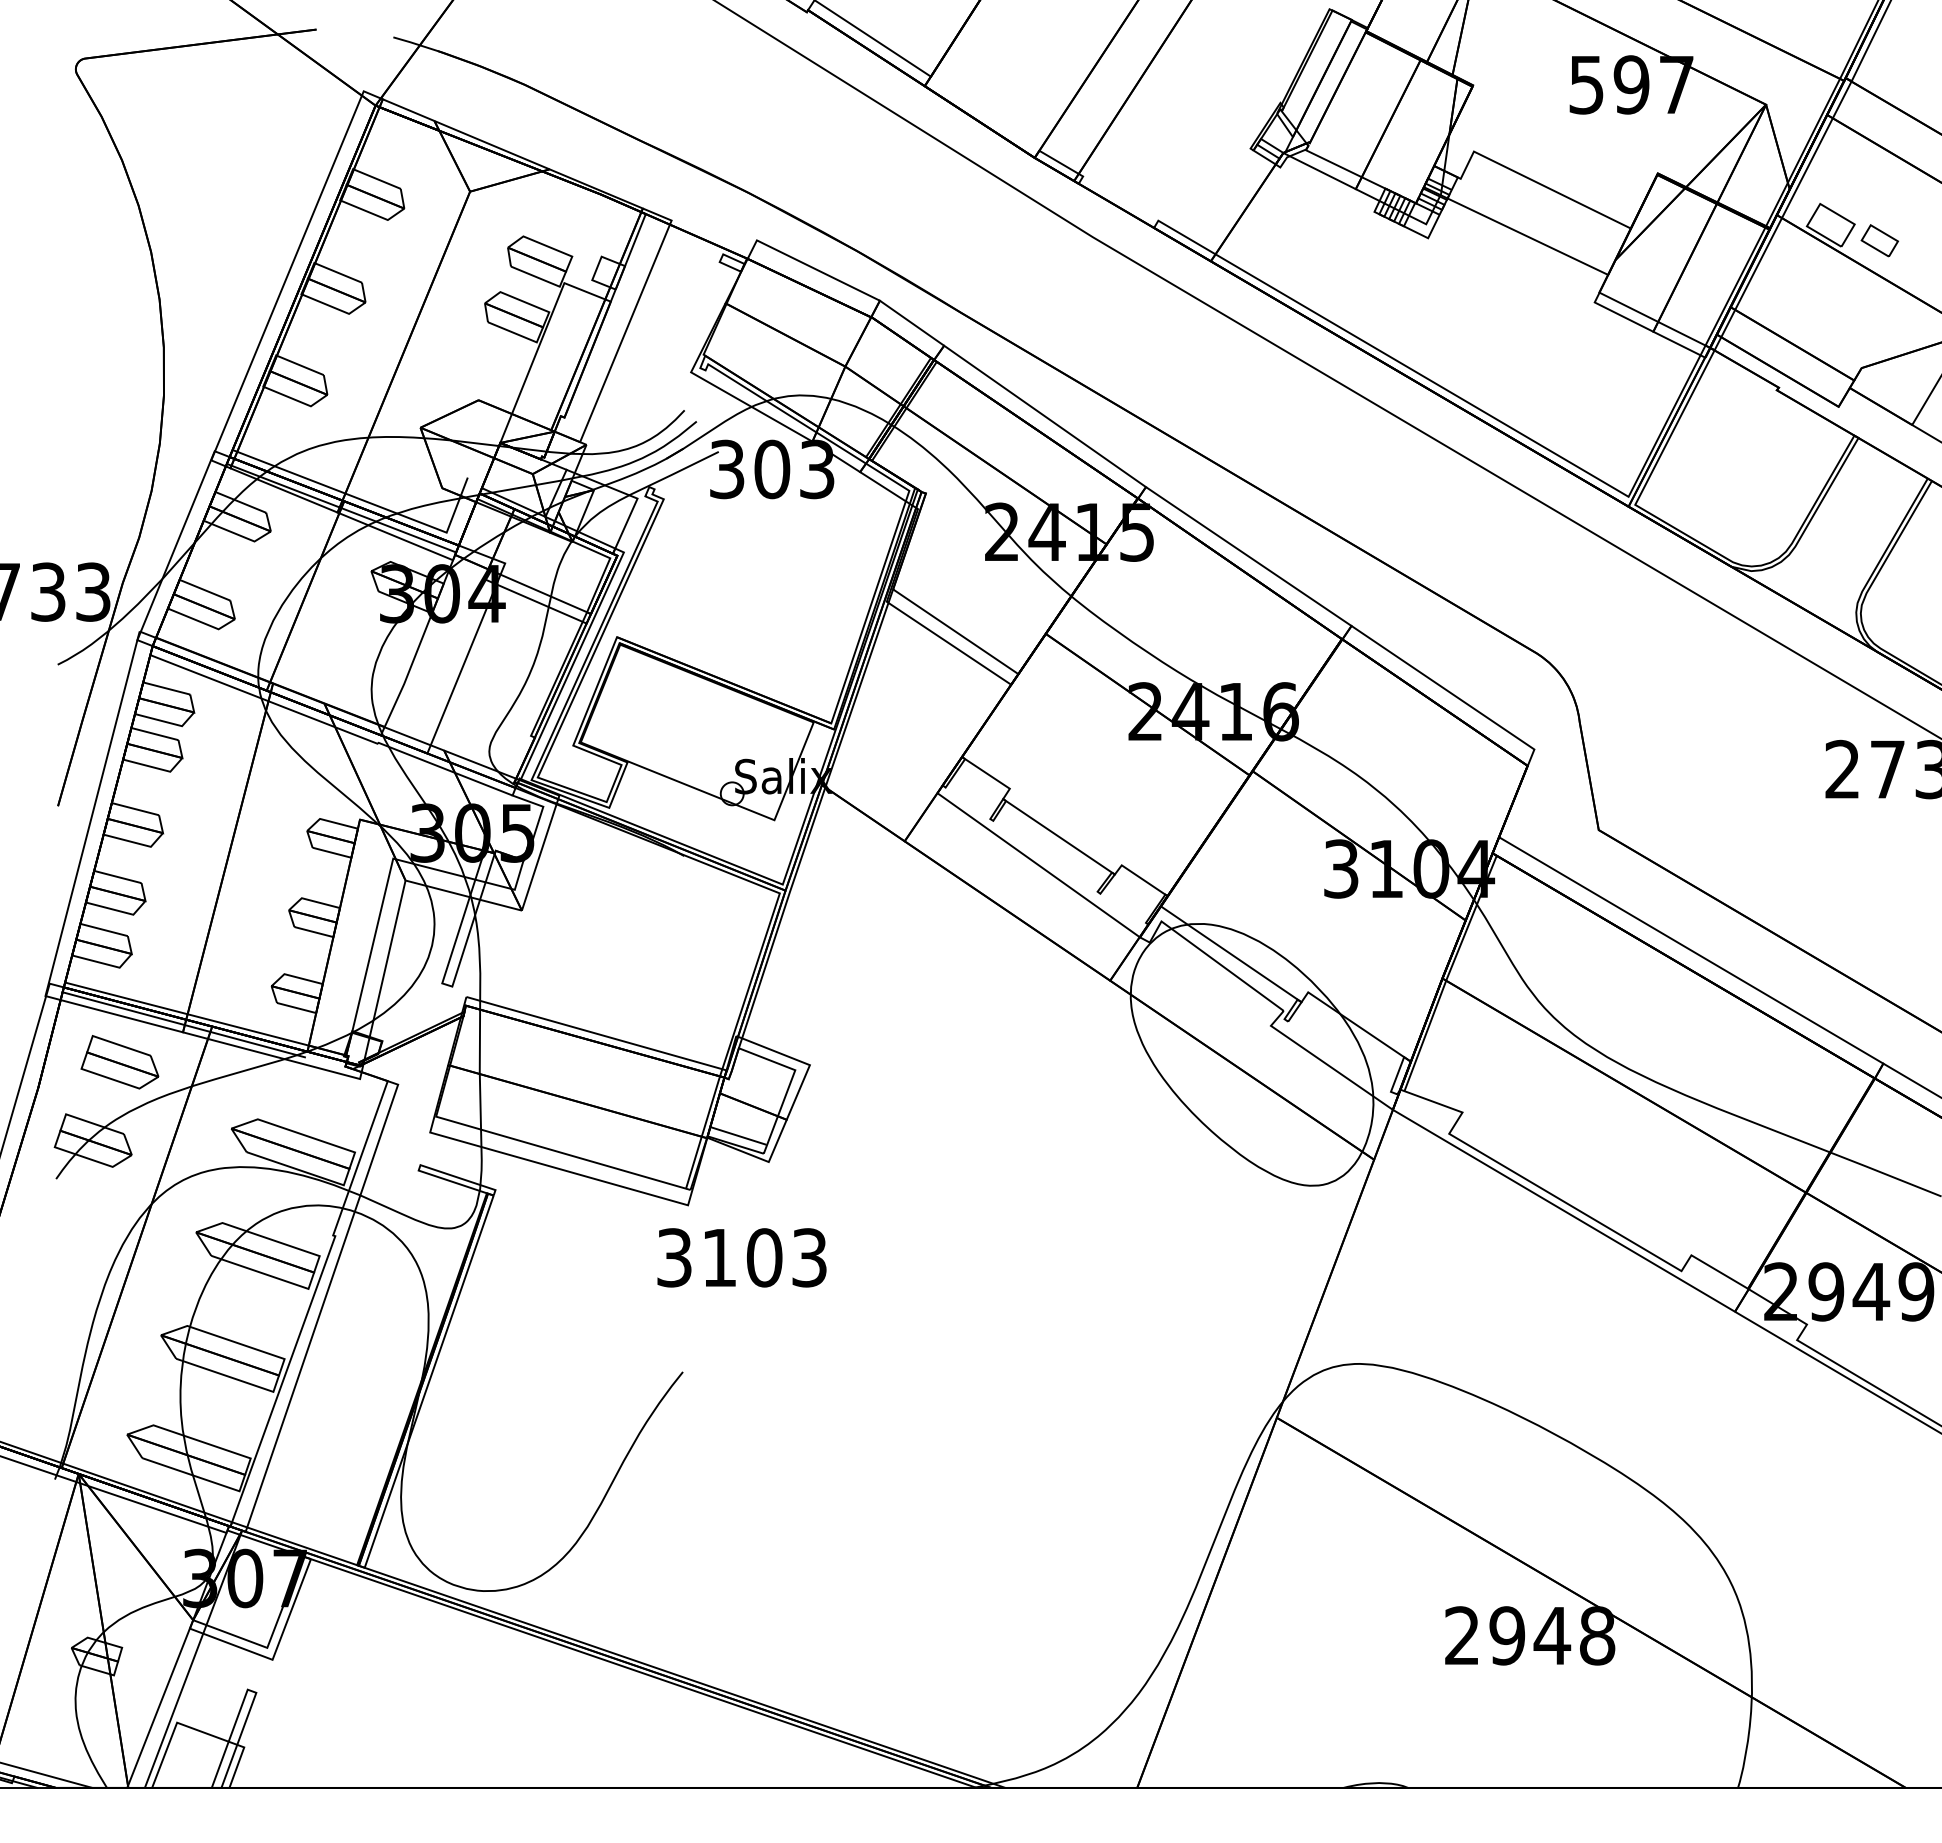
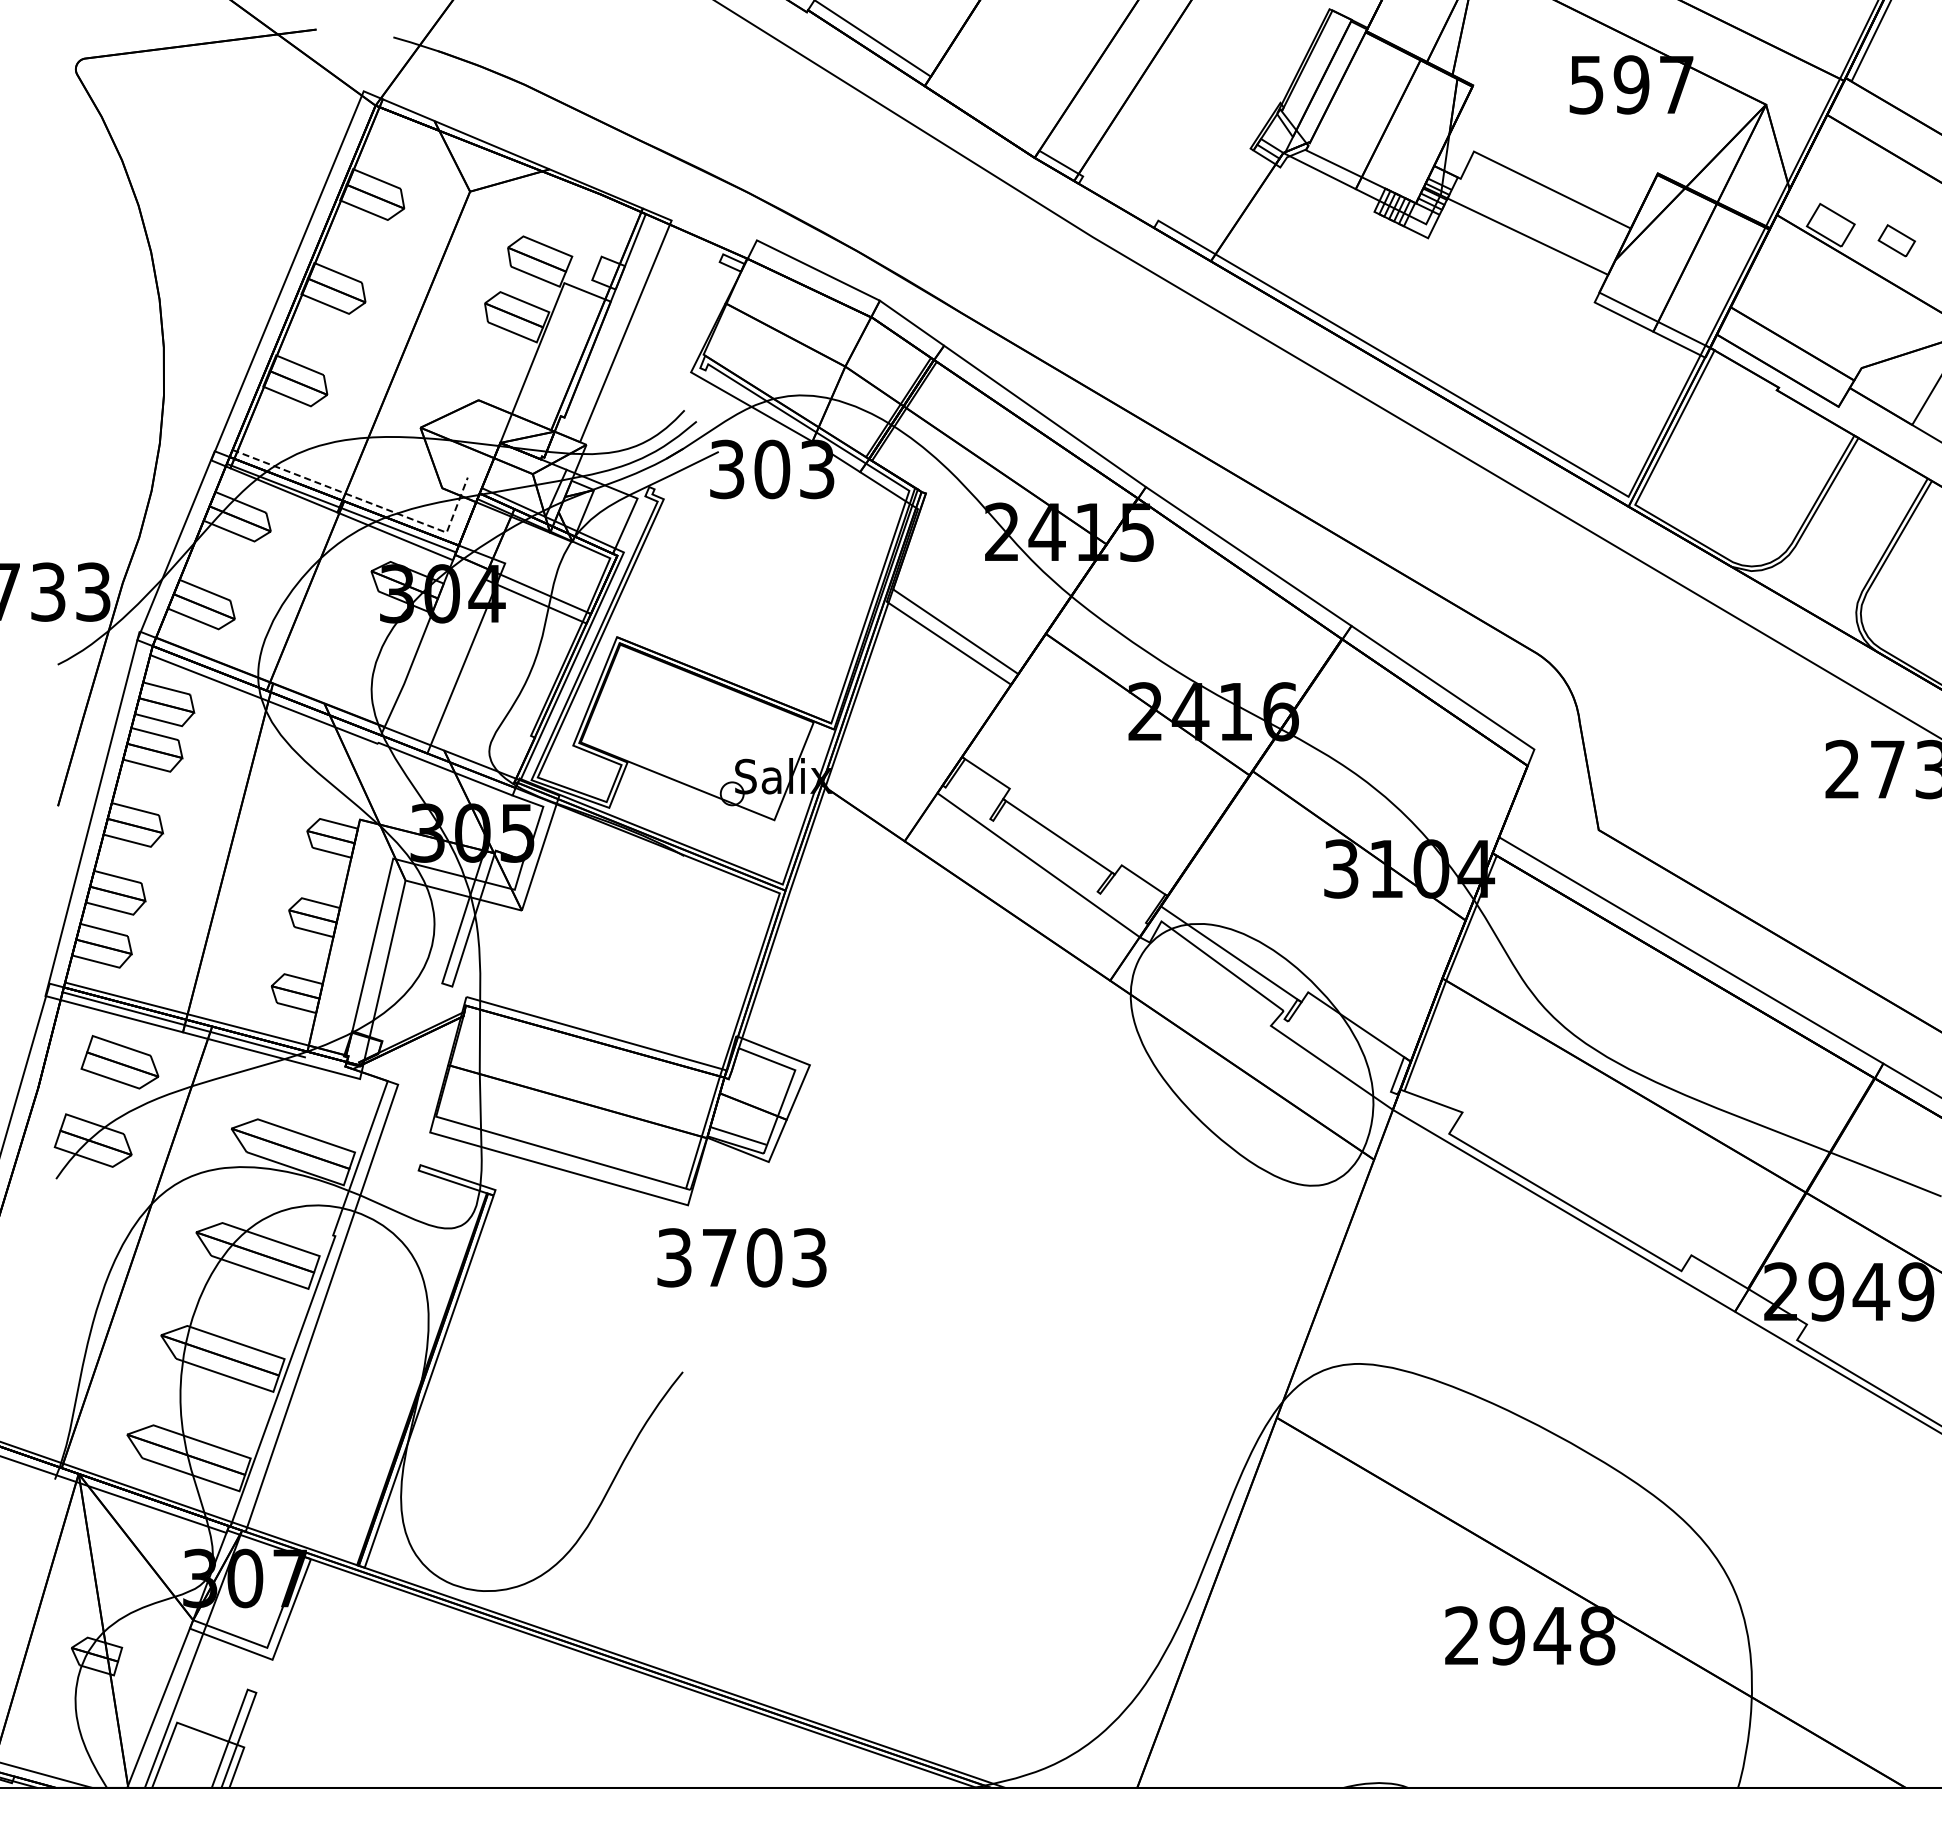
line: present -> none (1782, 215)
part position: (1879, 240) -> (1896, 240) (1896, 240)
line: solid -> dashed (367, 502)
text: 3103 -> 3703 (719, 1257)
